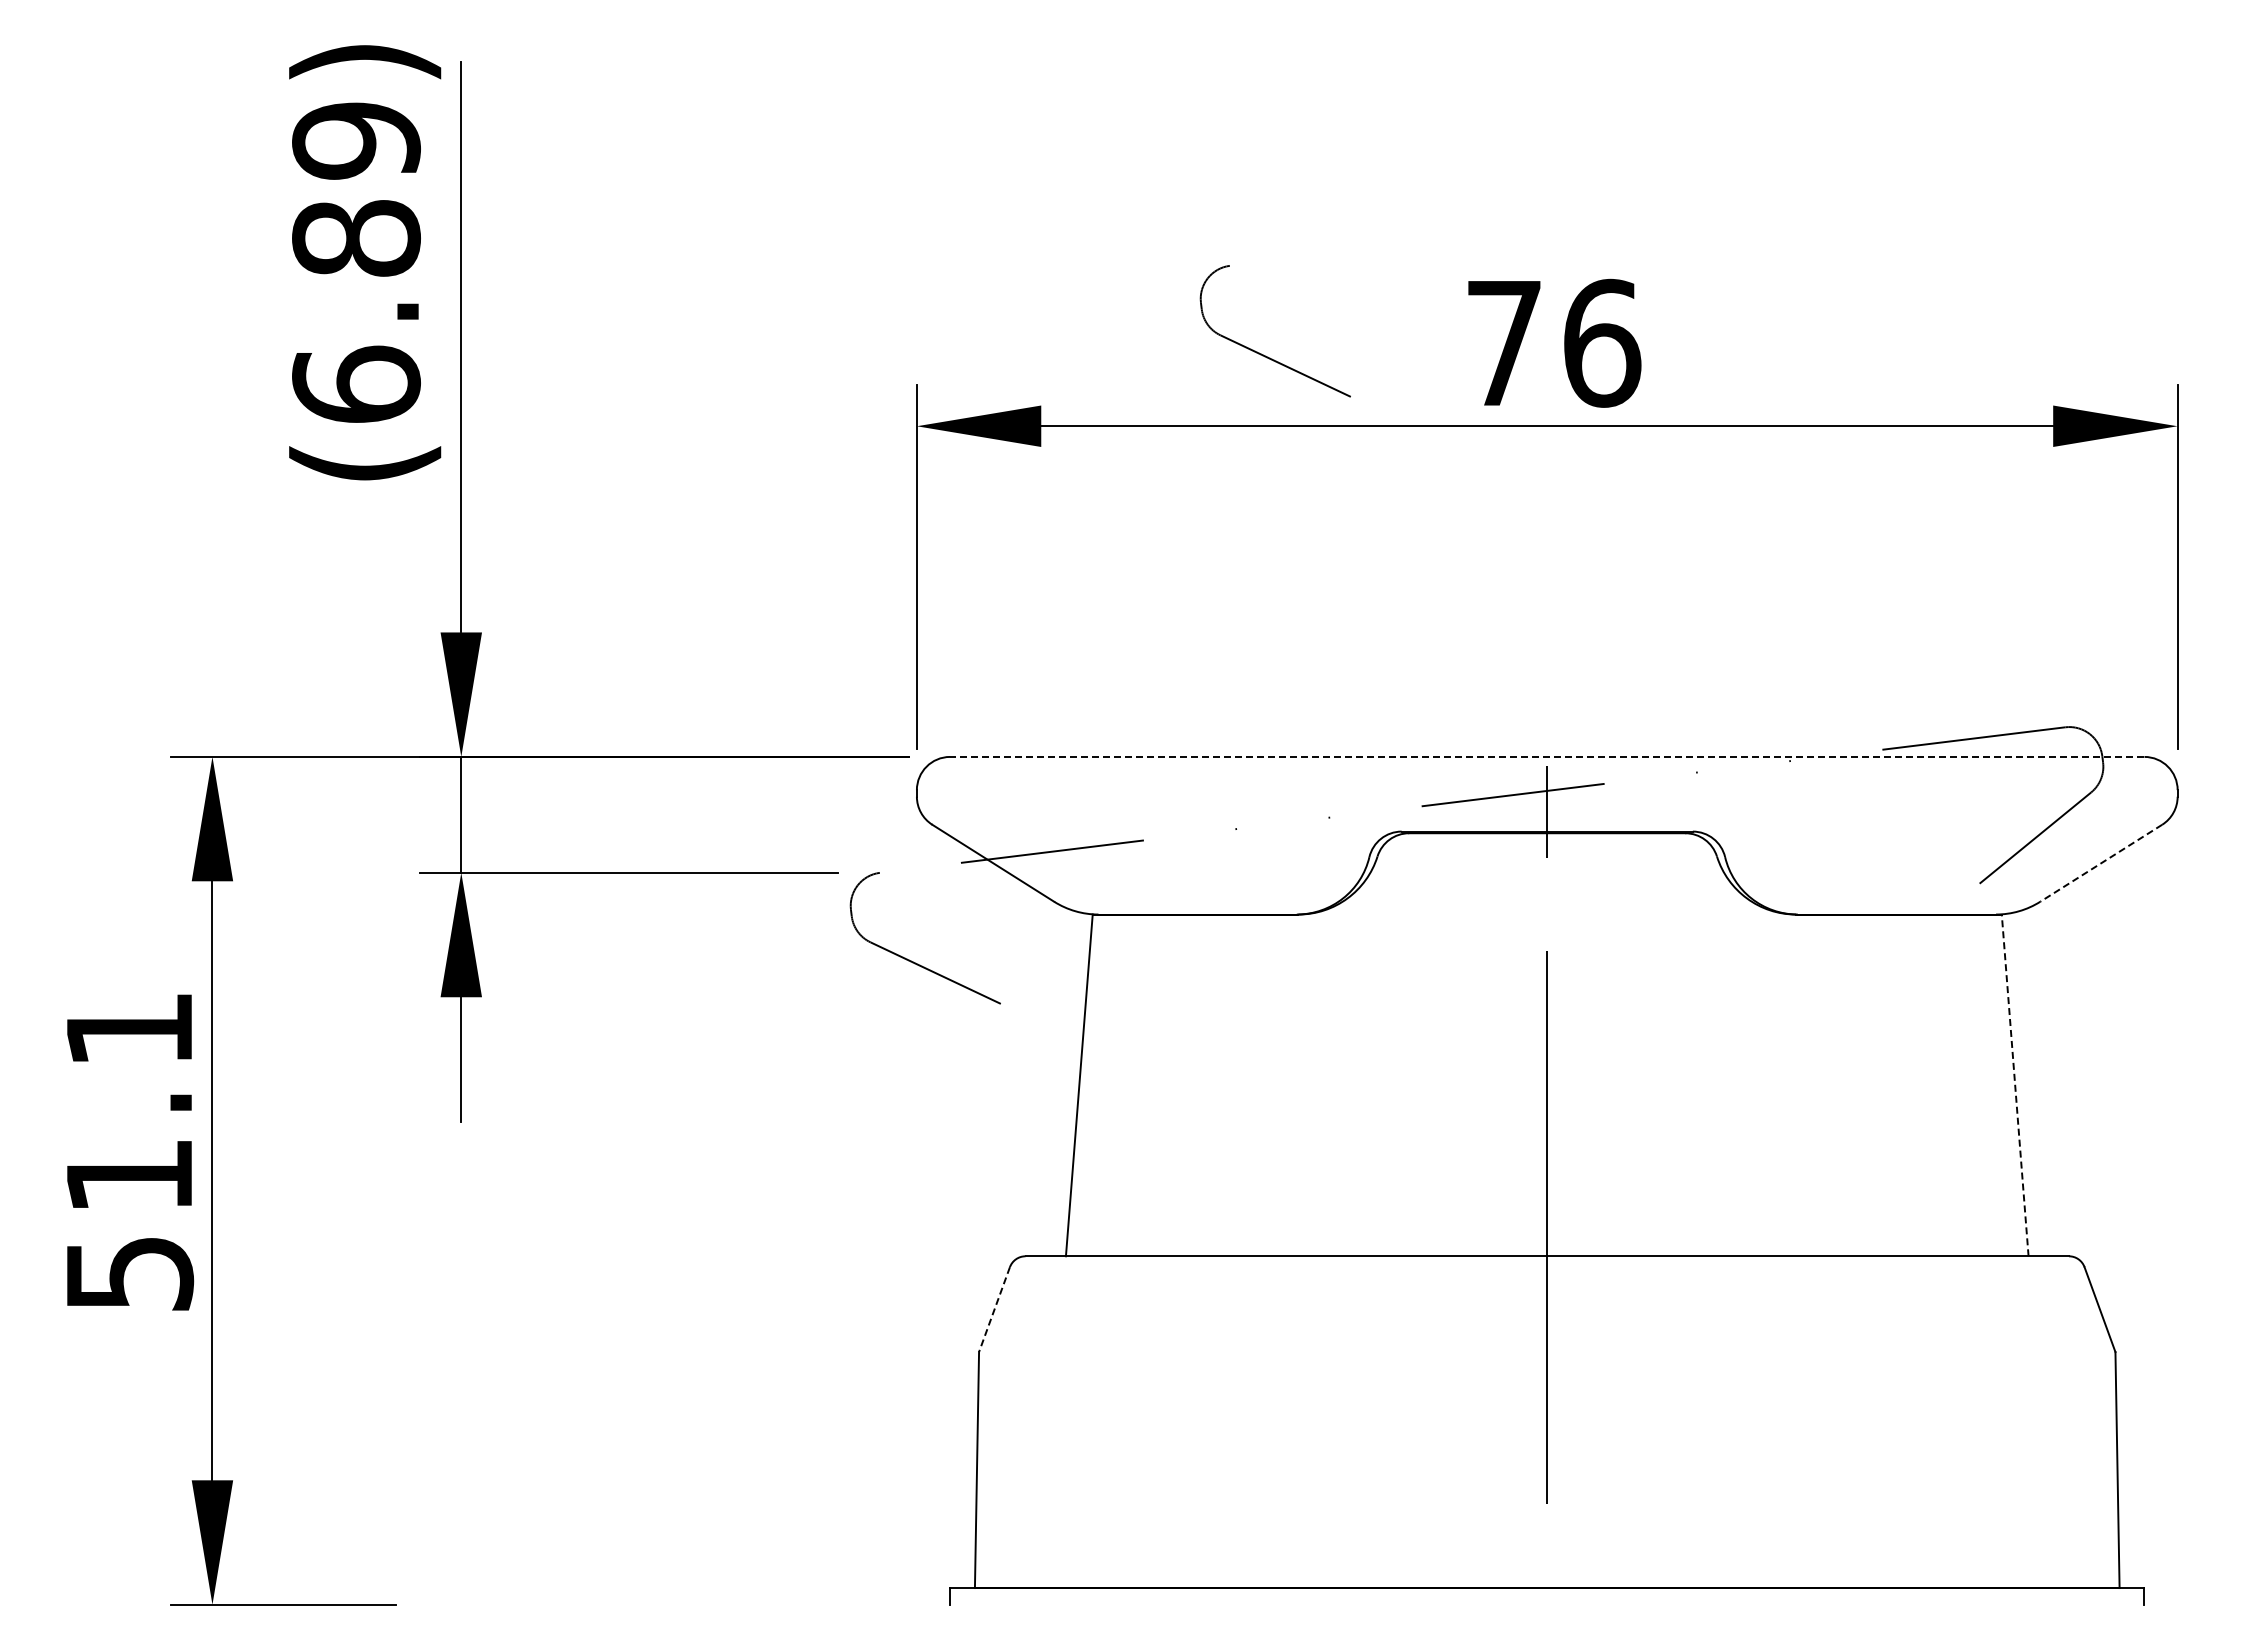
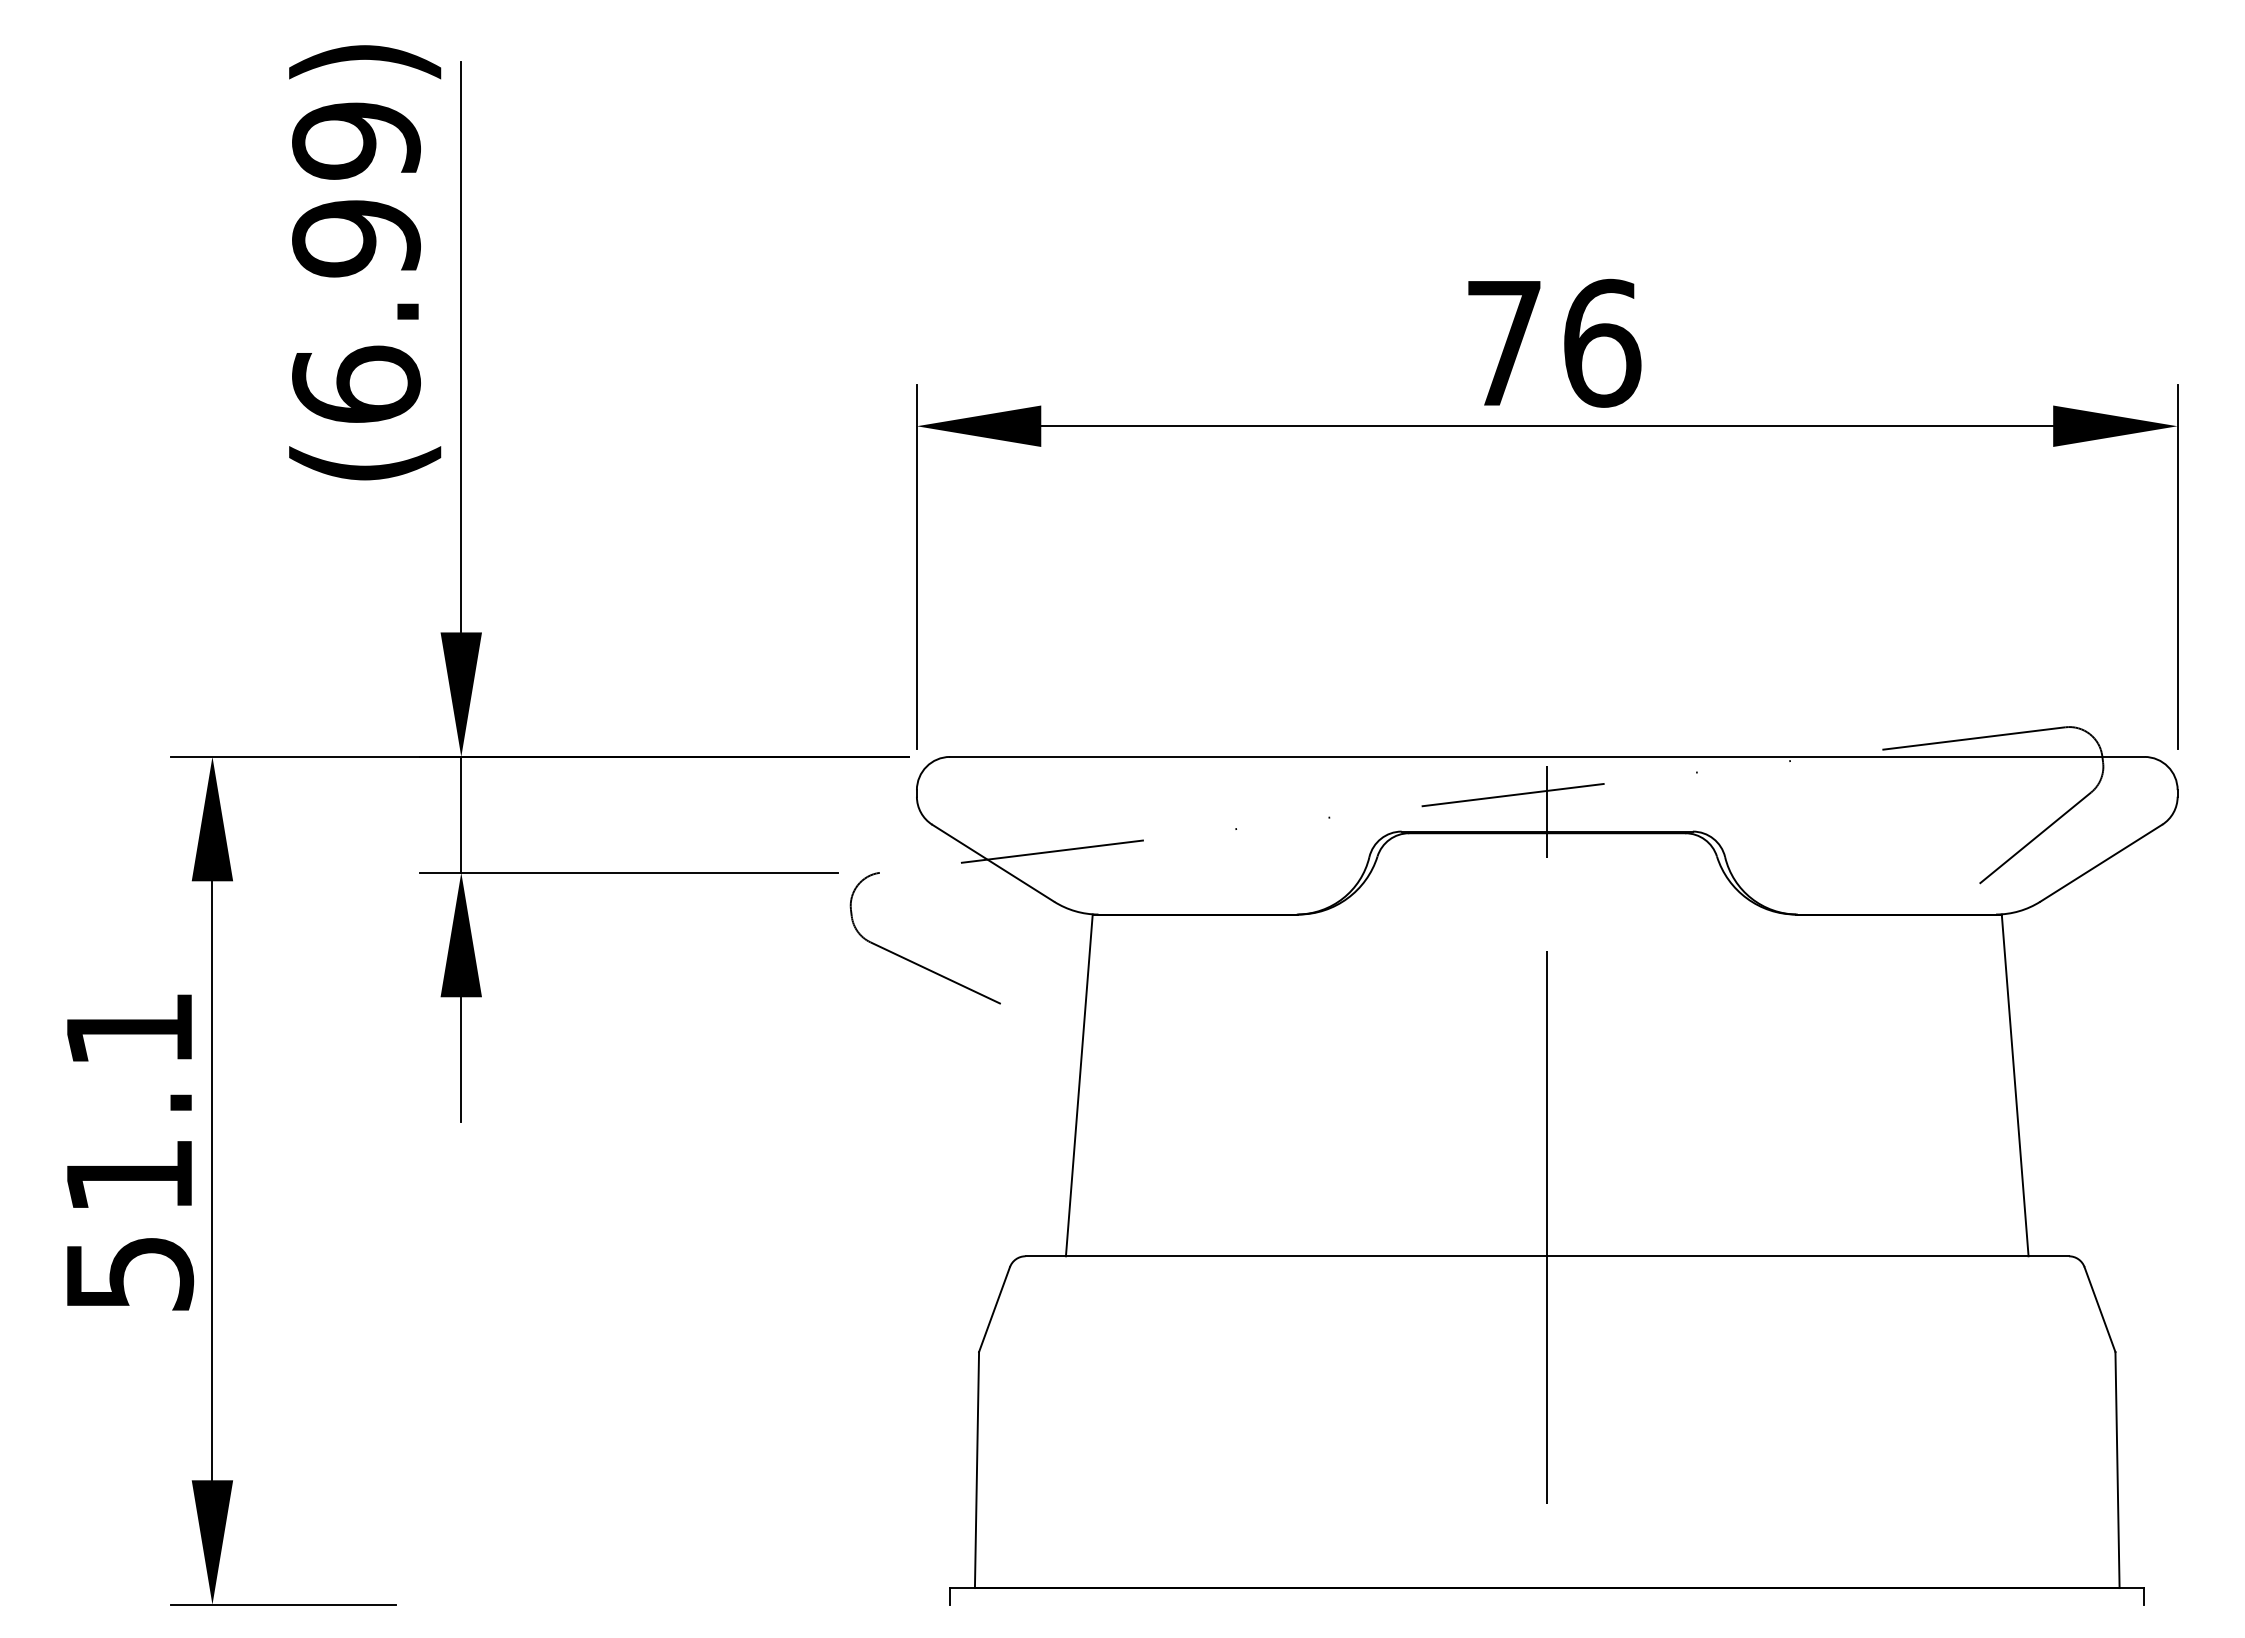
text: (6.89) -> (6.99) (356, 238)
part: present -> none (1263, 354)
line: dashed -> solid (1546, 756)
line: dashed -> solid (2100, 863)
line: dashed -> solid (2015, 1084)
line: dashed -> solid (994, 1310)
